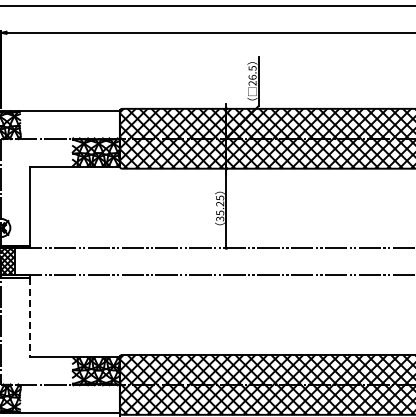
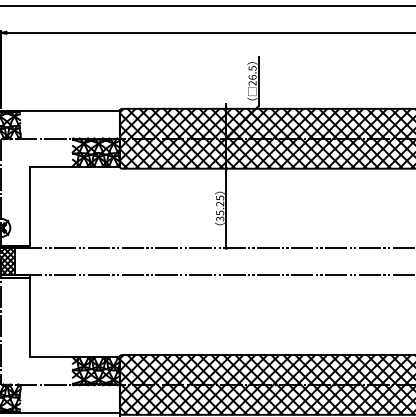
line: dashed -> solid (29, 317)
